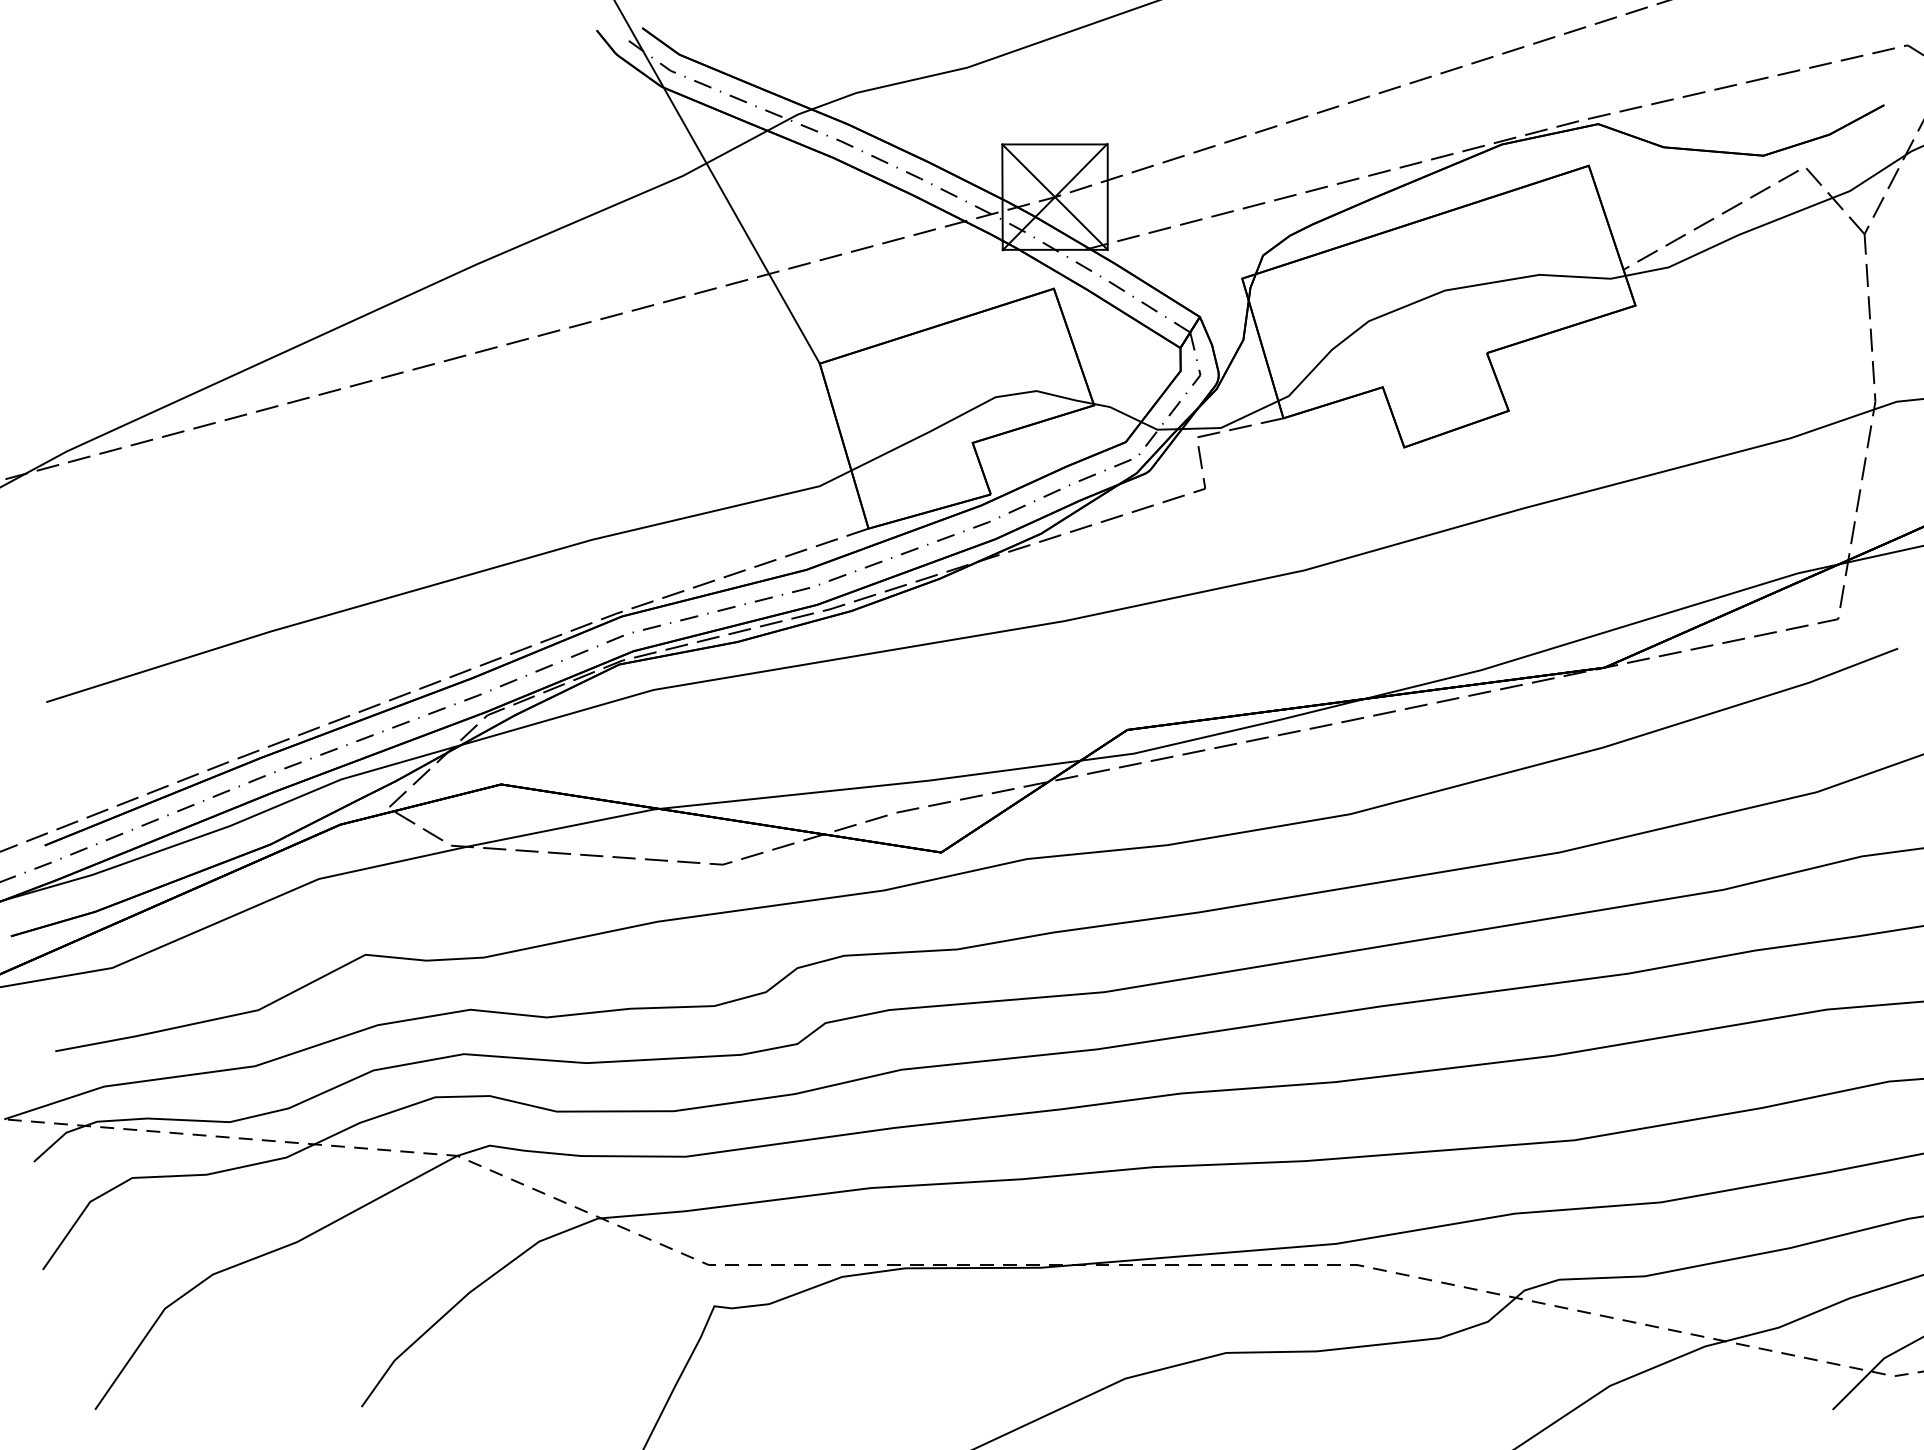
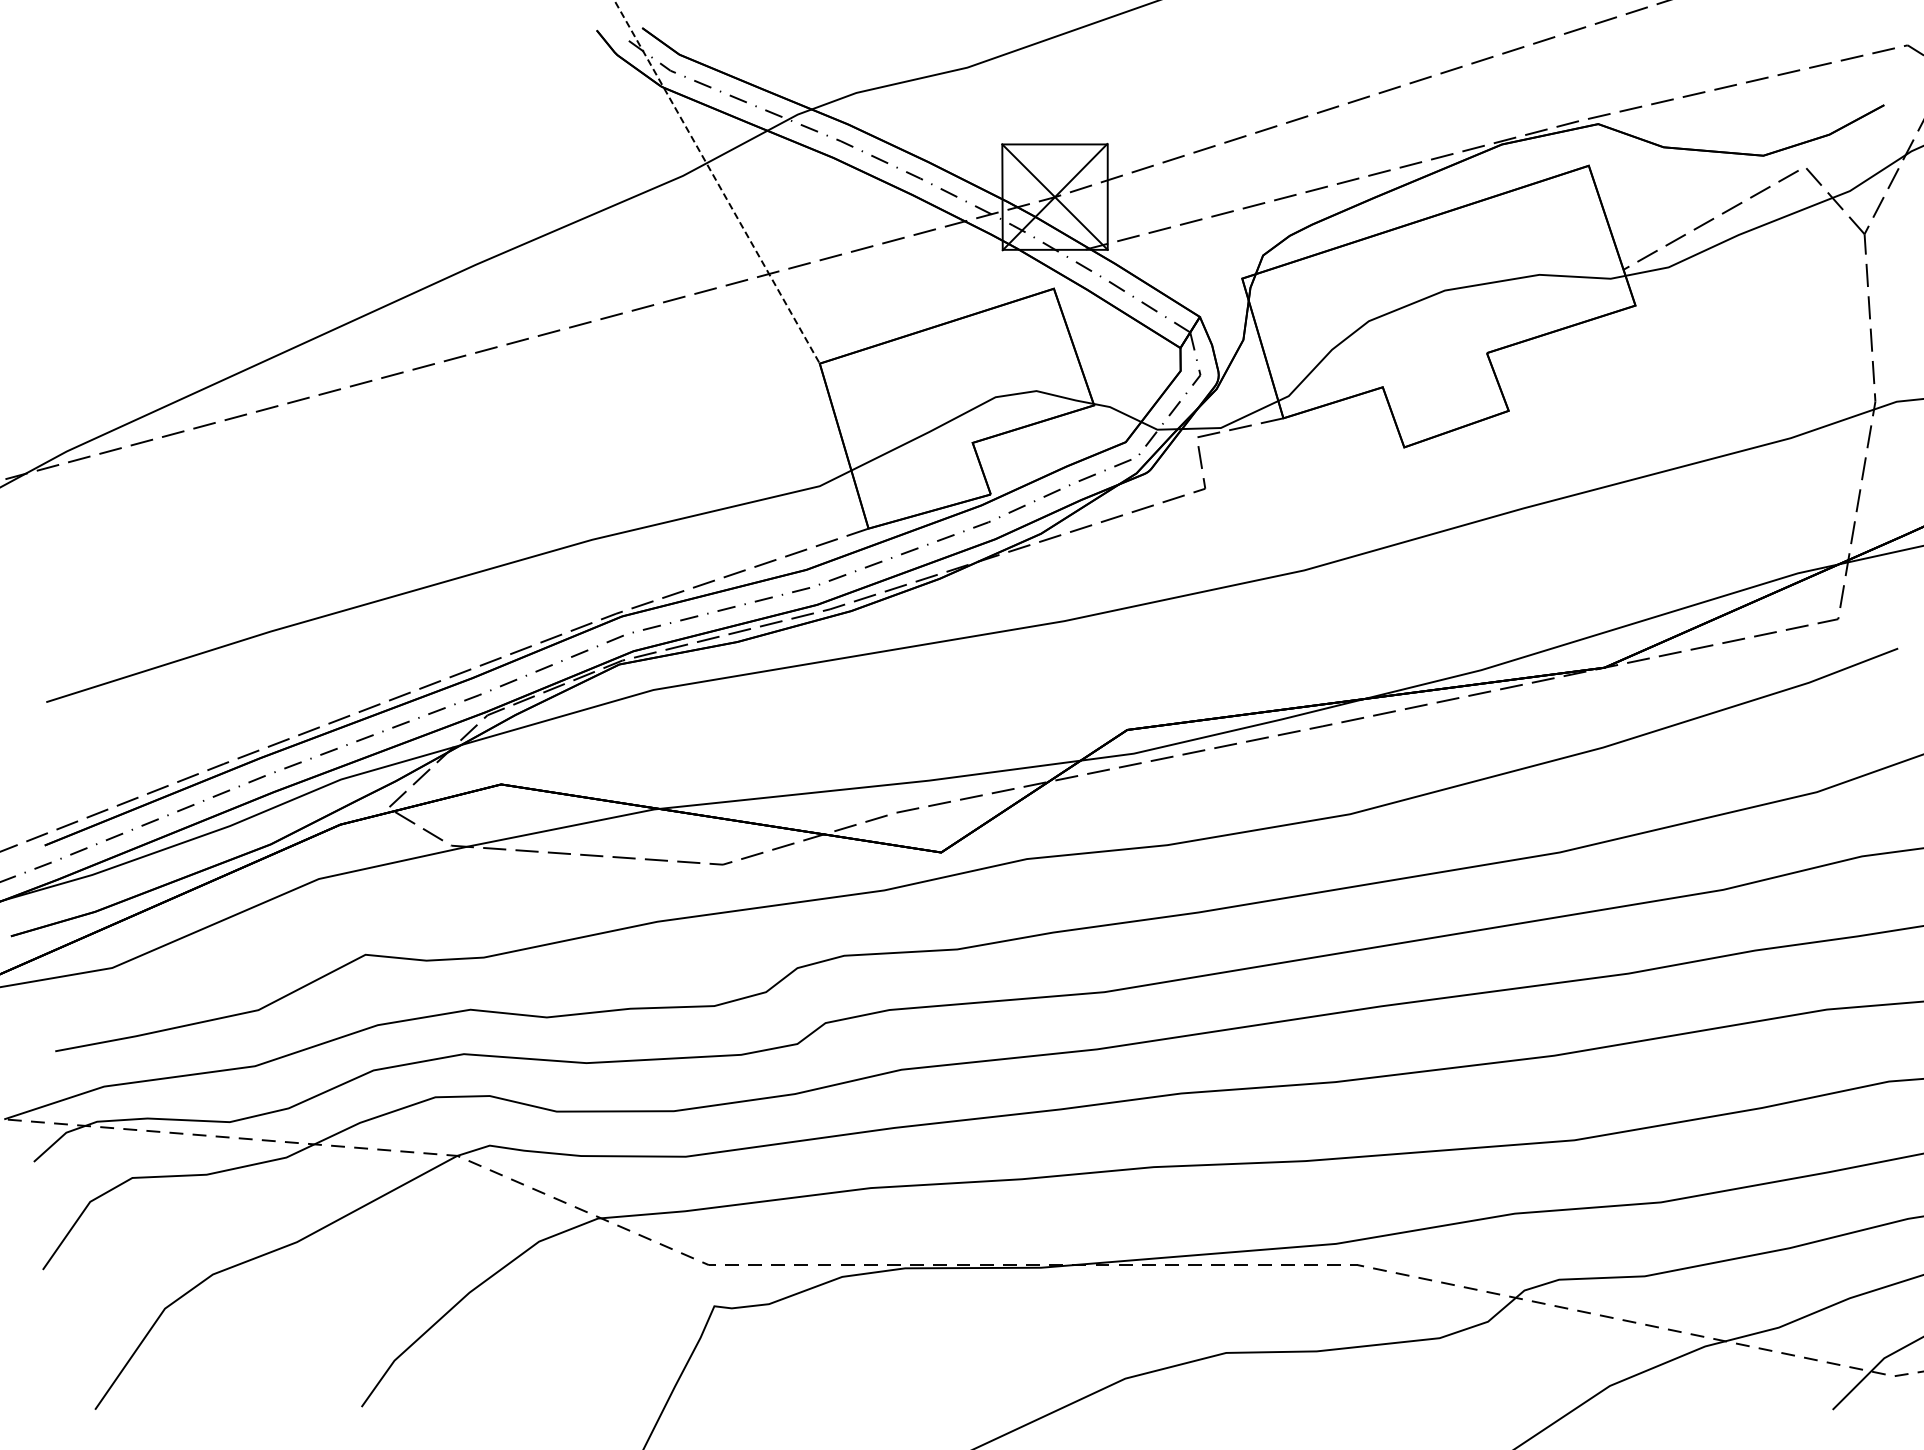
line: solid -> dashed (717, 182)
